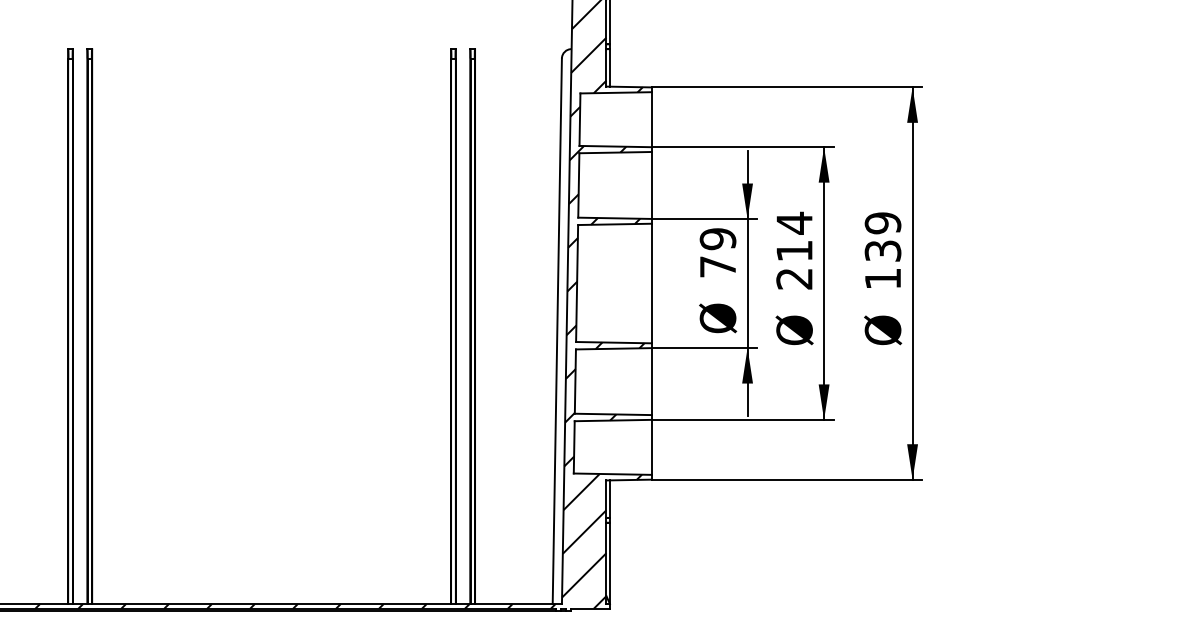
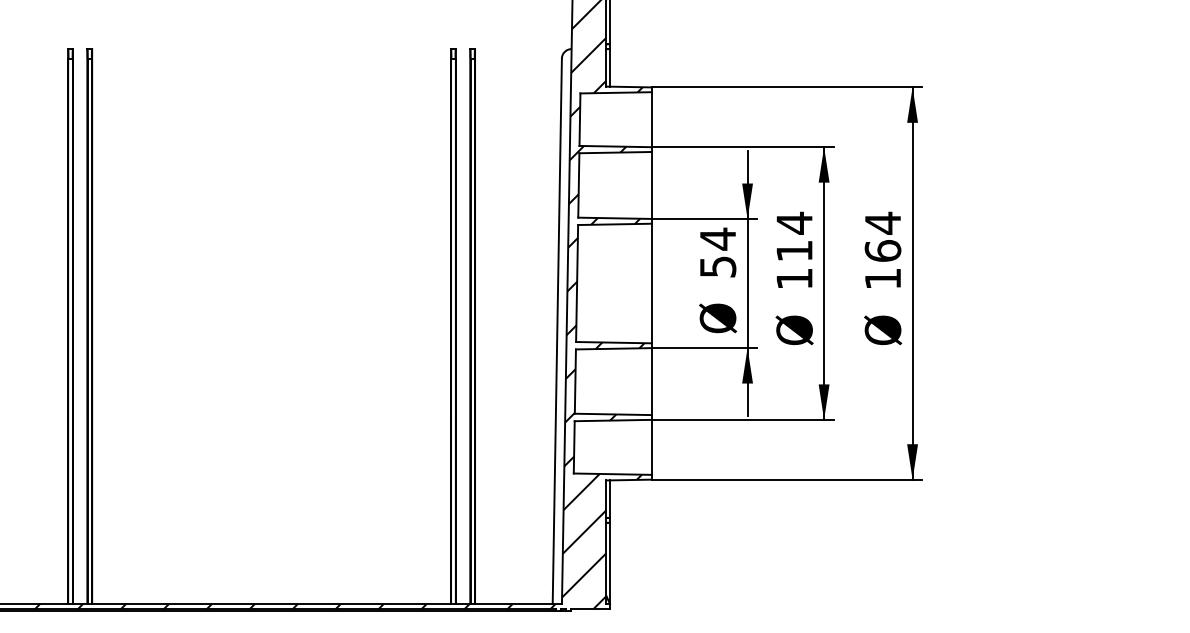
text: 139 -> 164 (882, 236)
text: 79 -> 54 (717, 252)
text: 214 -> 114 (794, 279)
